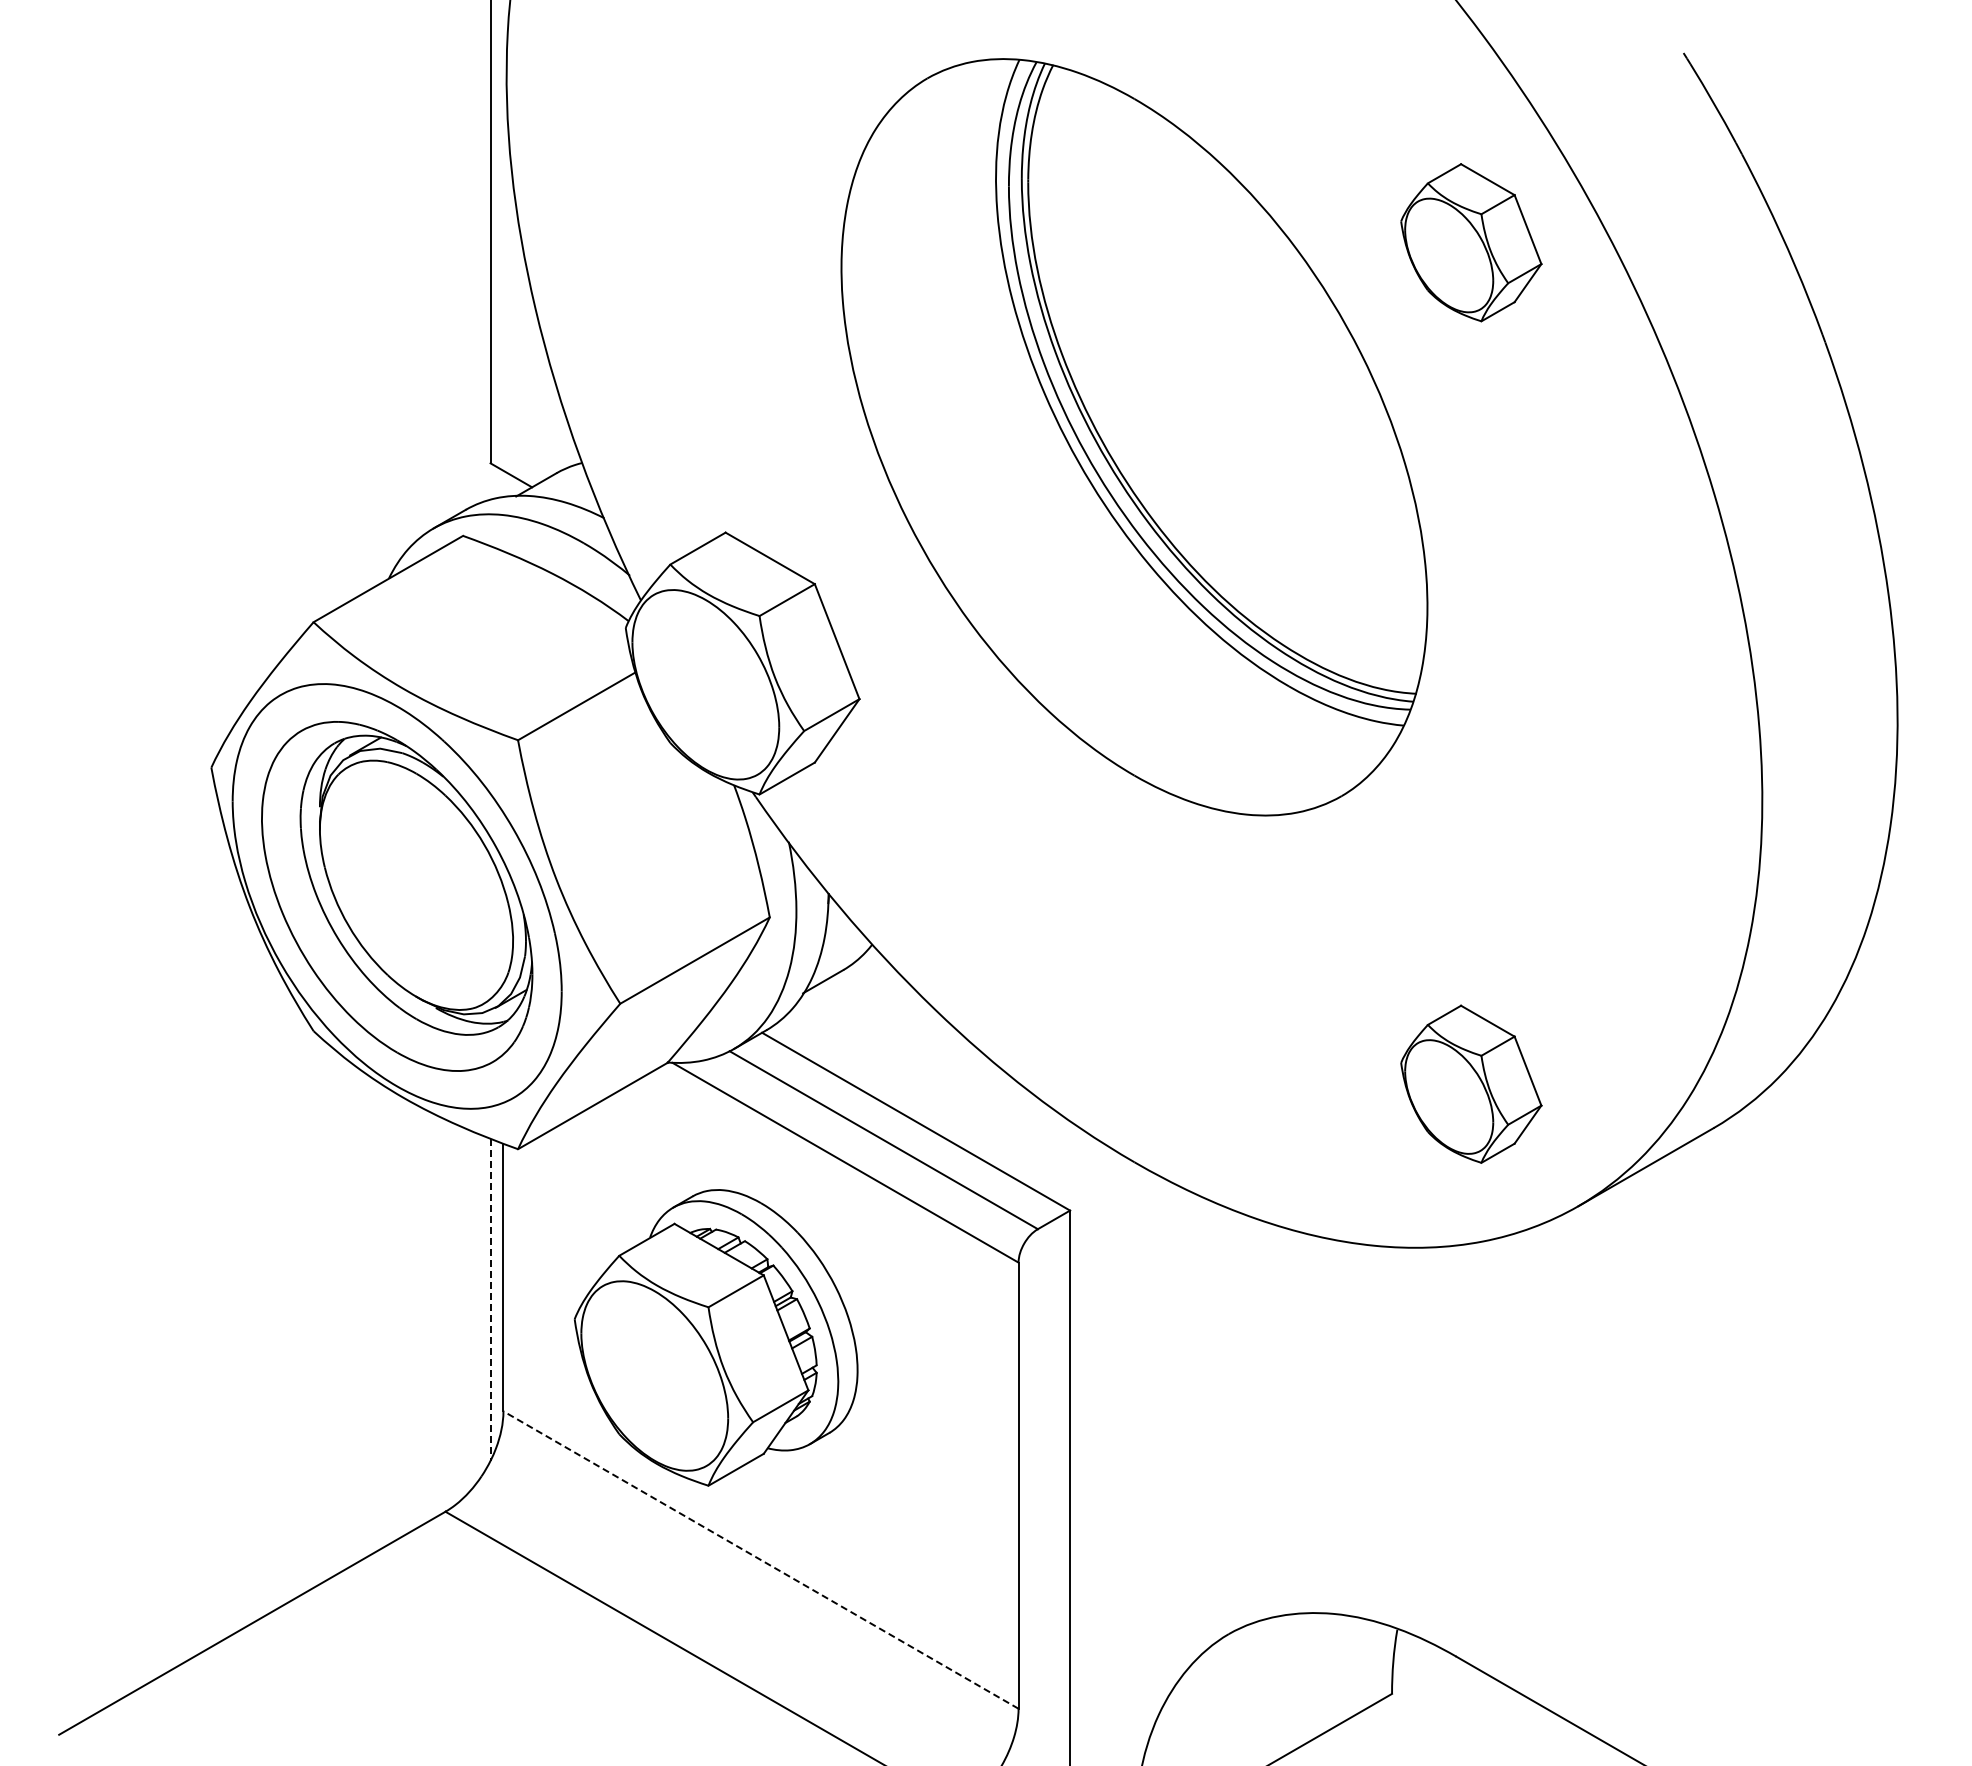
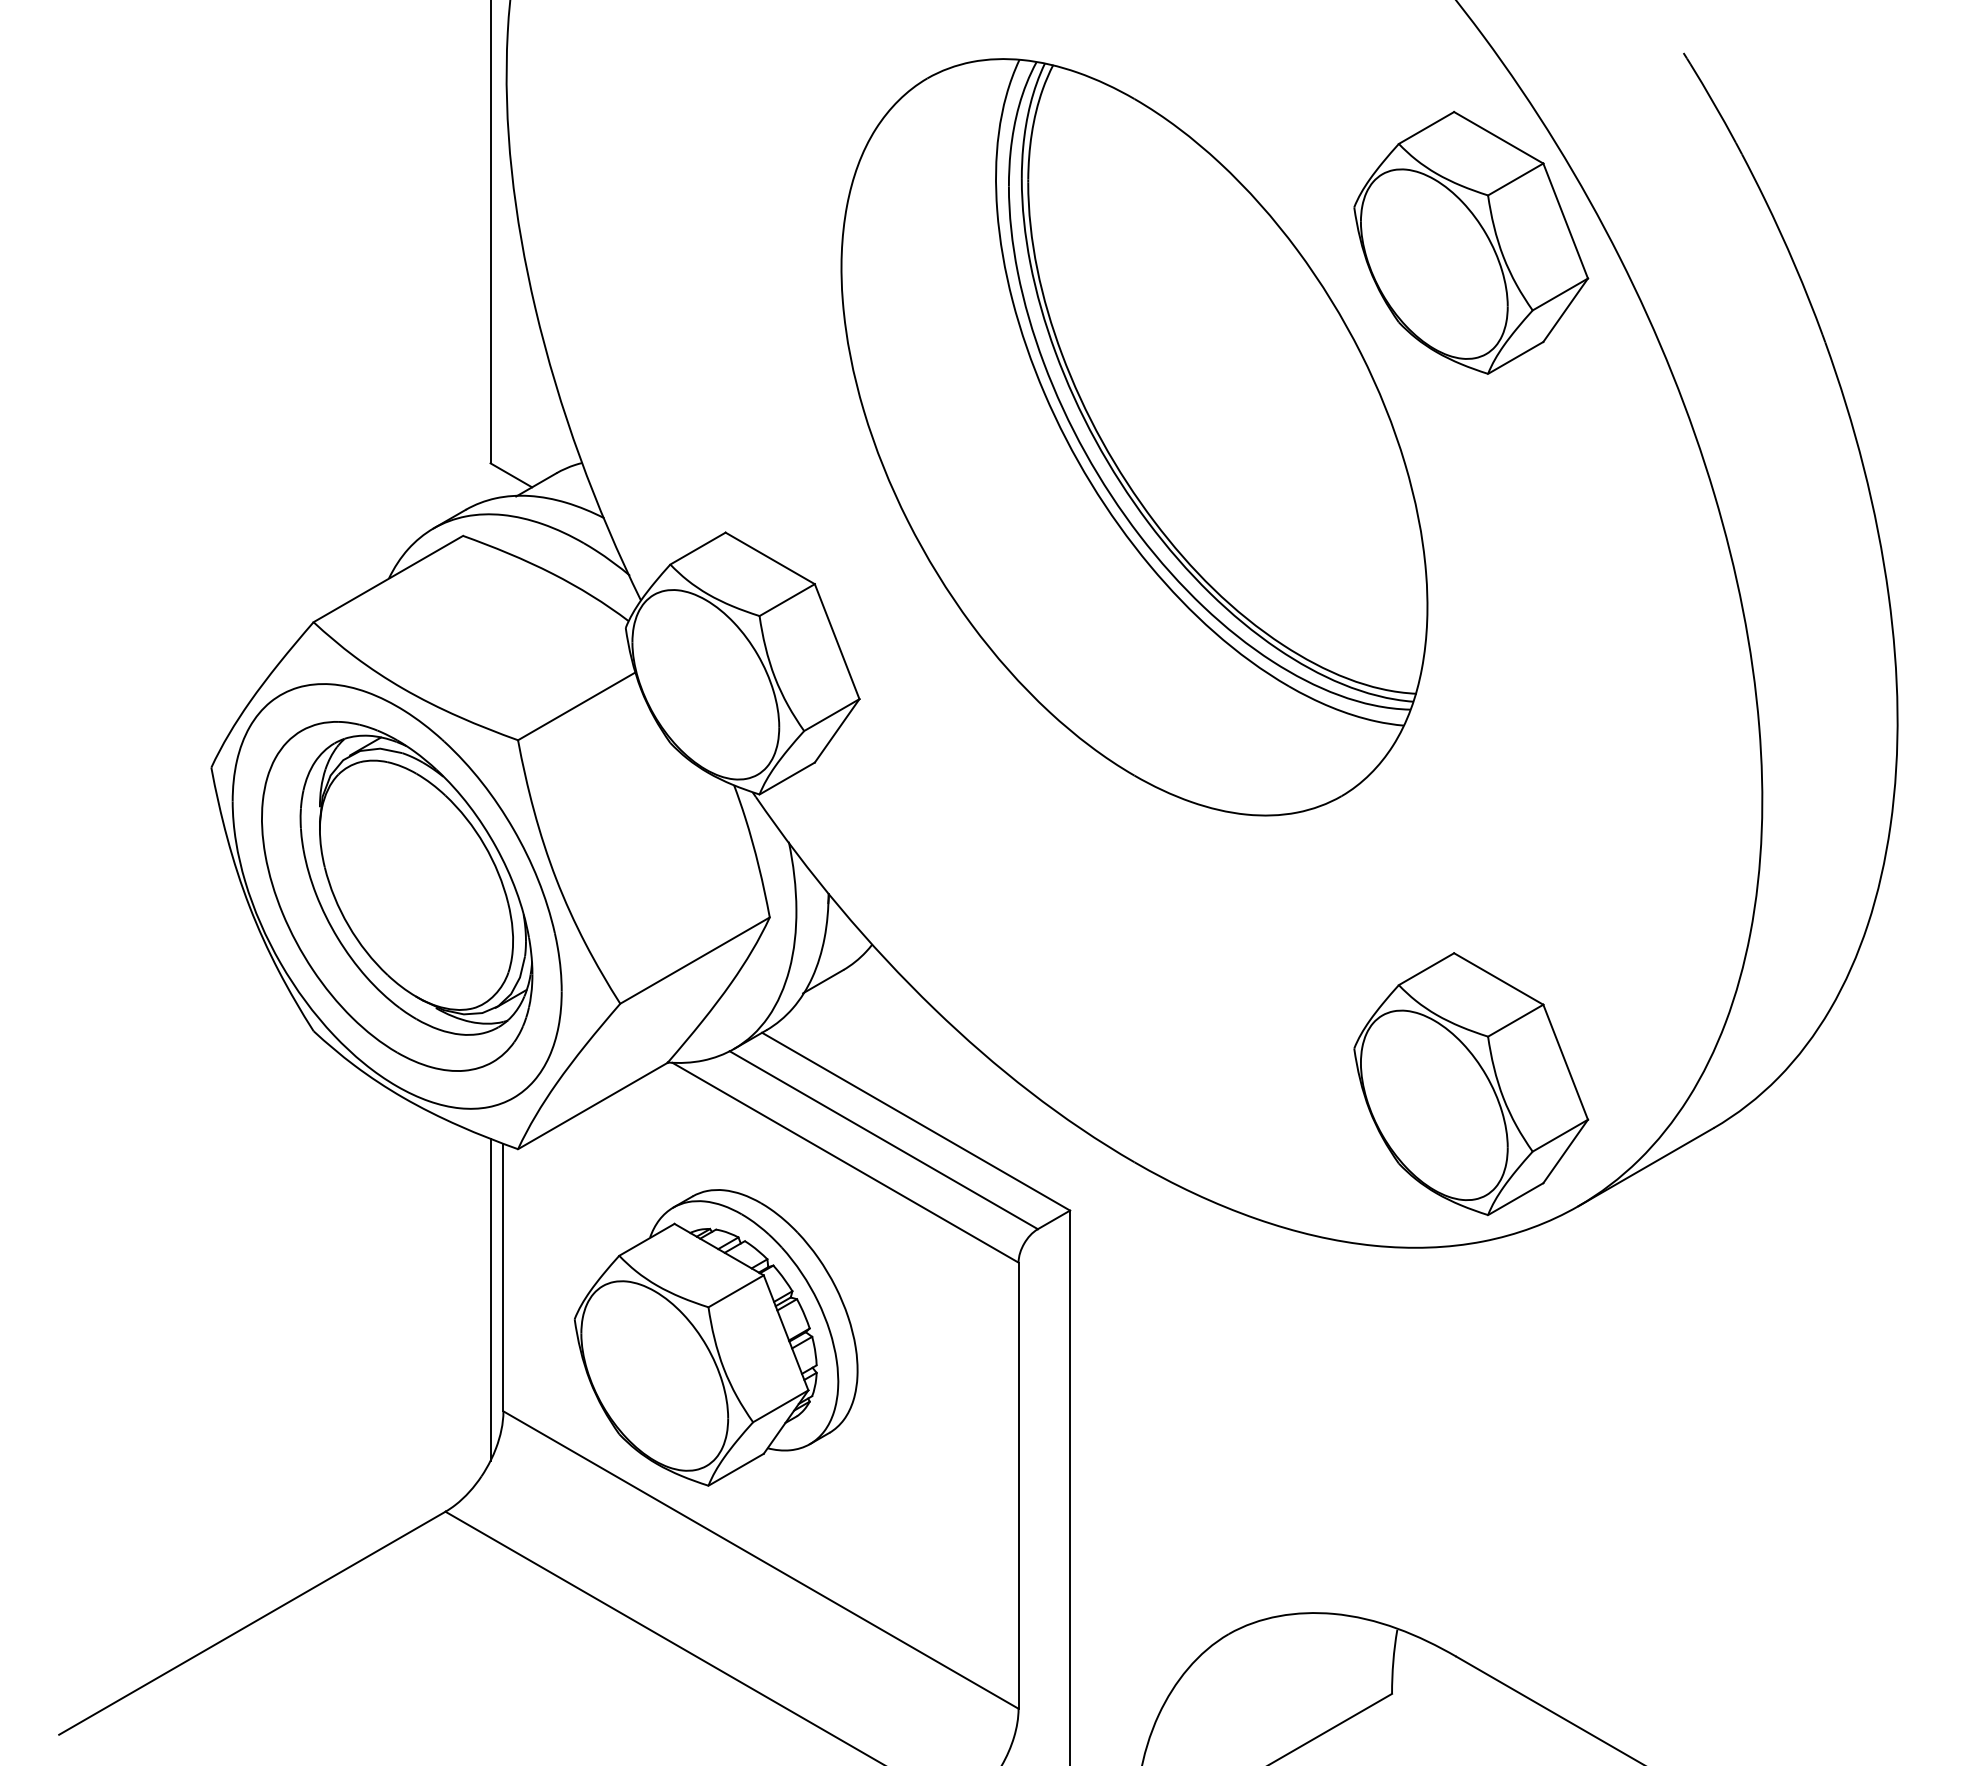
part size: 143x160 px -> 237x265 px (1471, 242)
part size: 143x160 px -> 237x265 px (1471, 1084)
line: dashed -> solid (490, 1299)
line: dashed -> solid (760, 1559)
